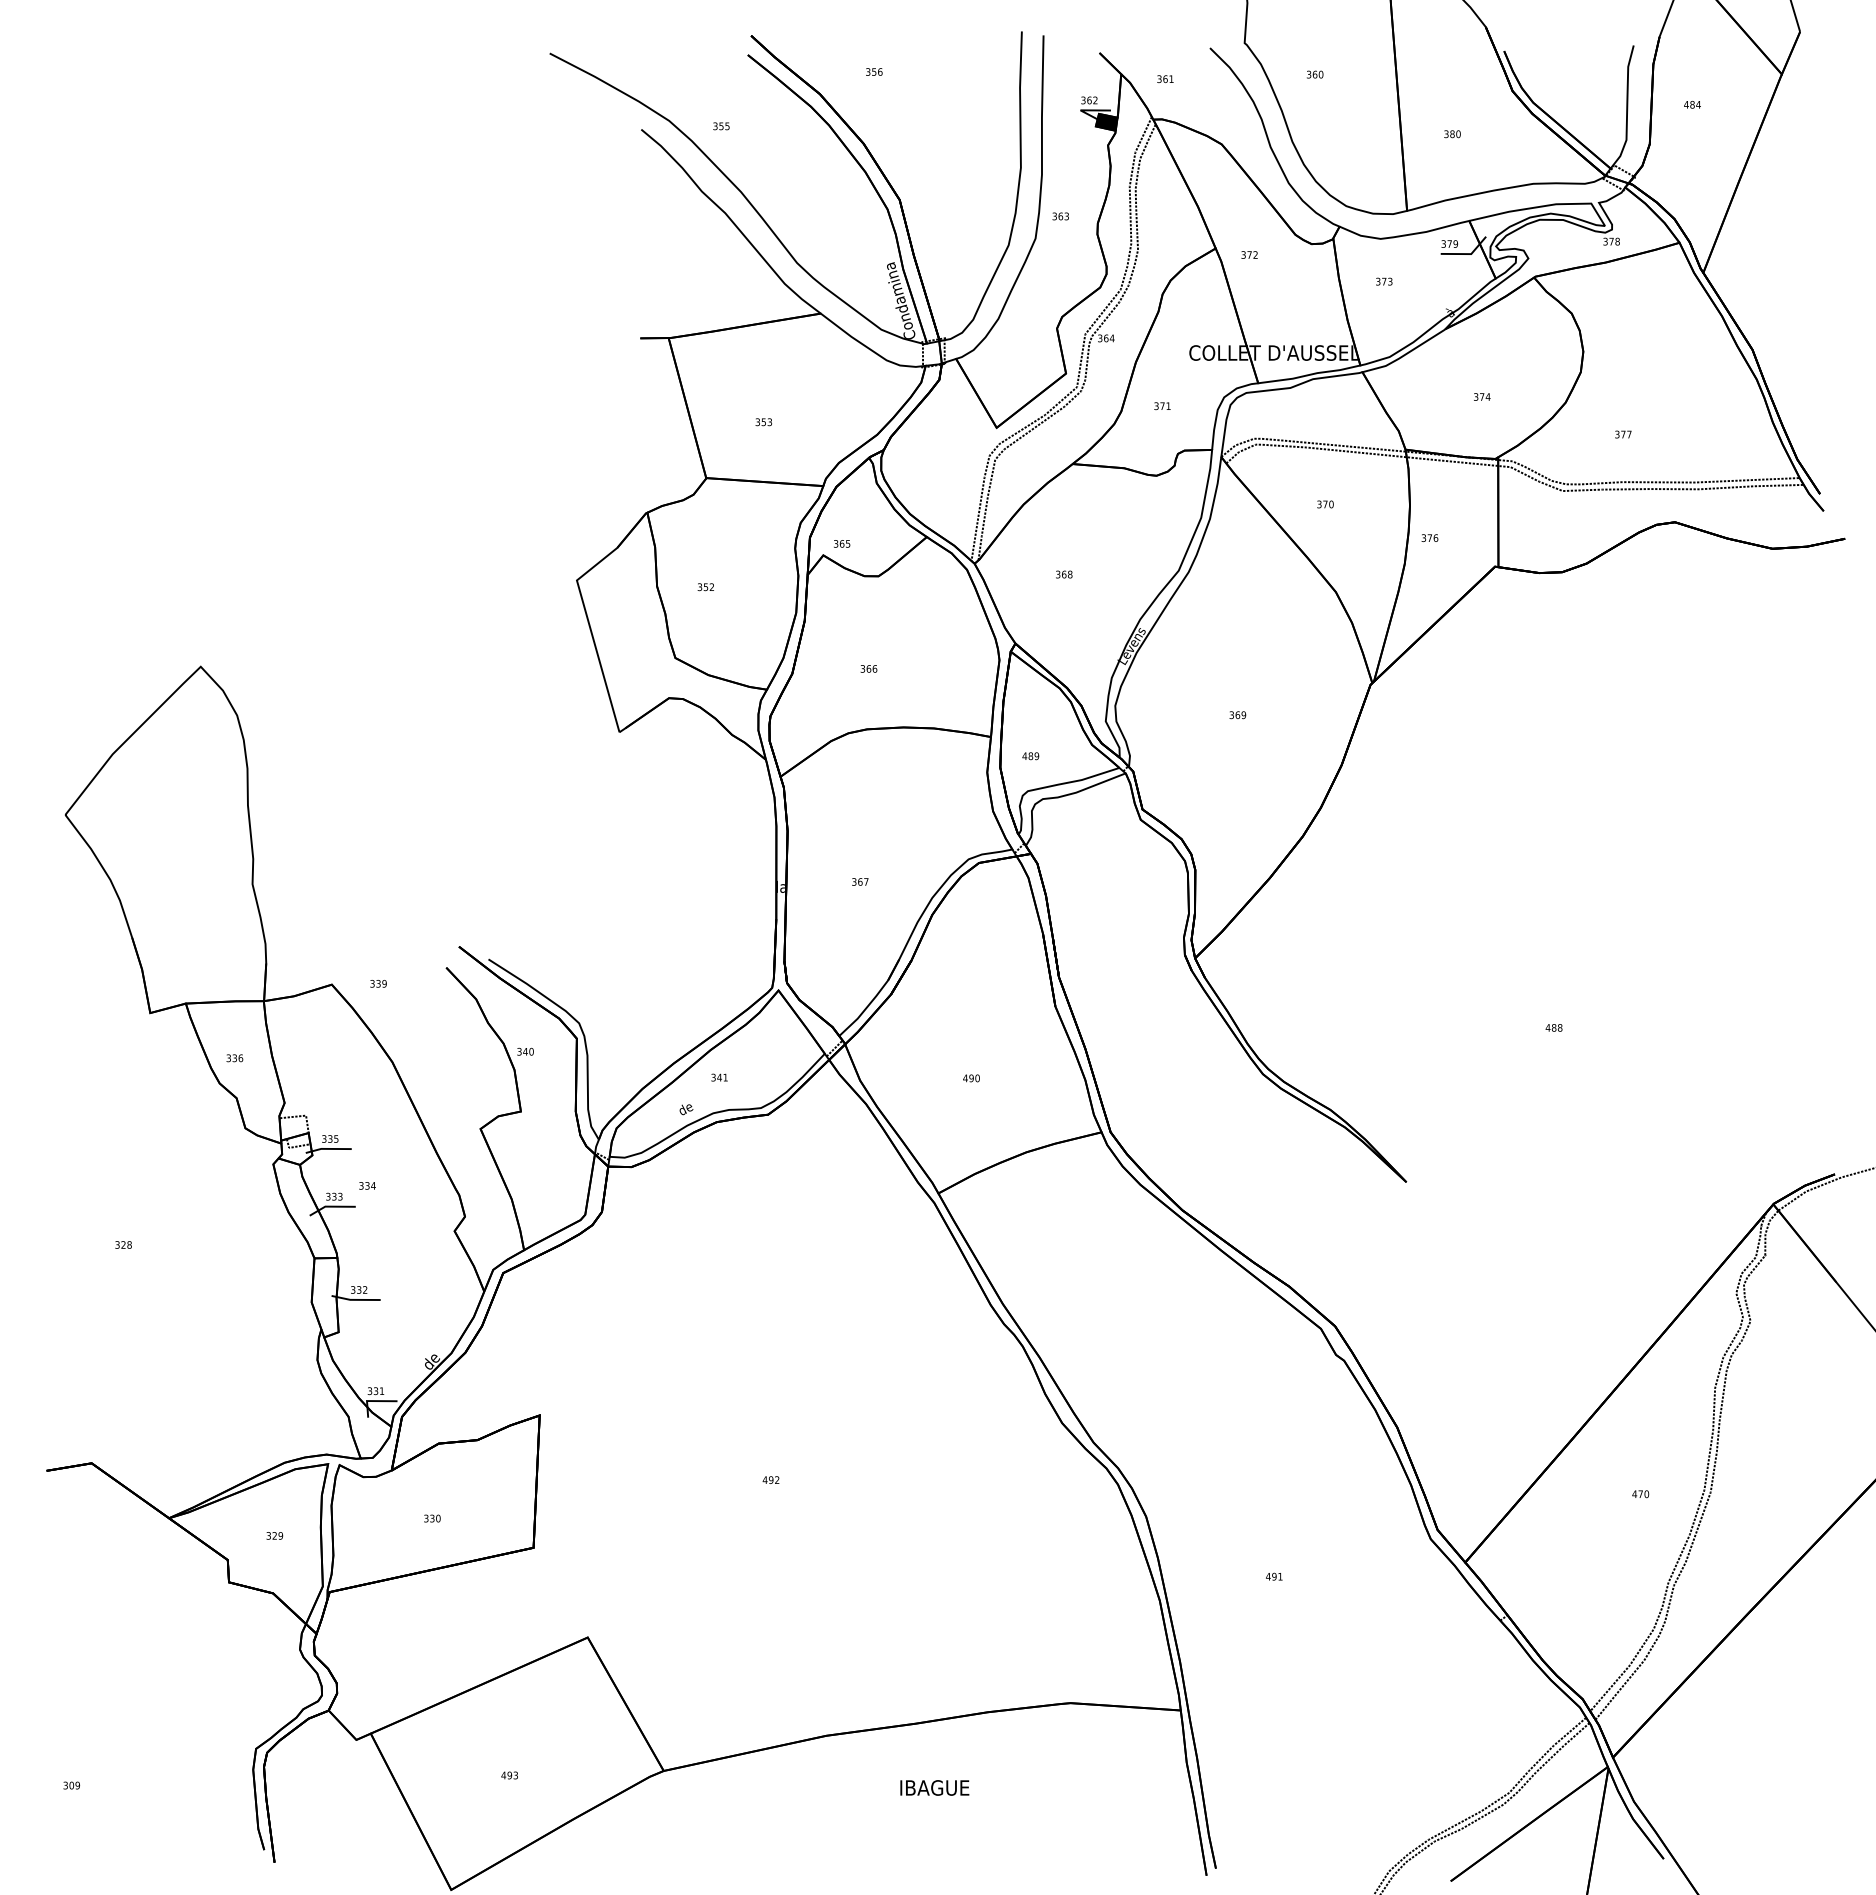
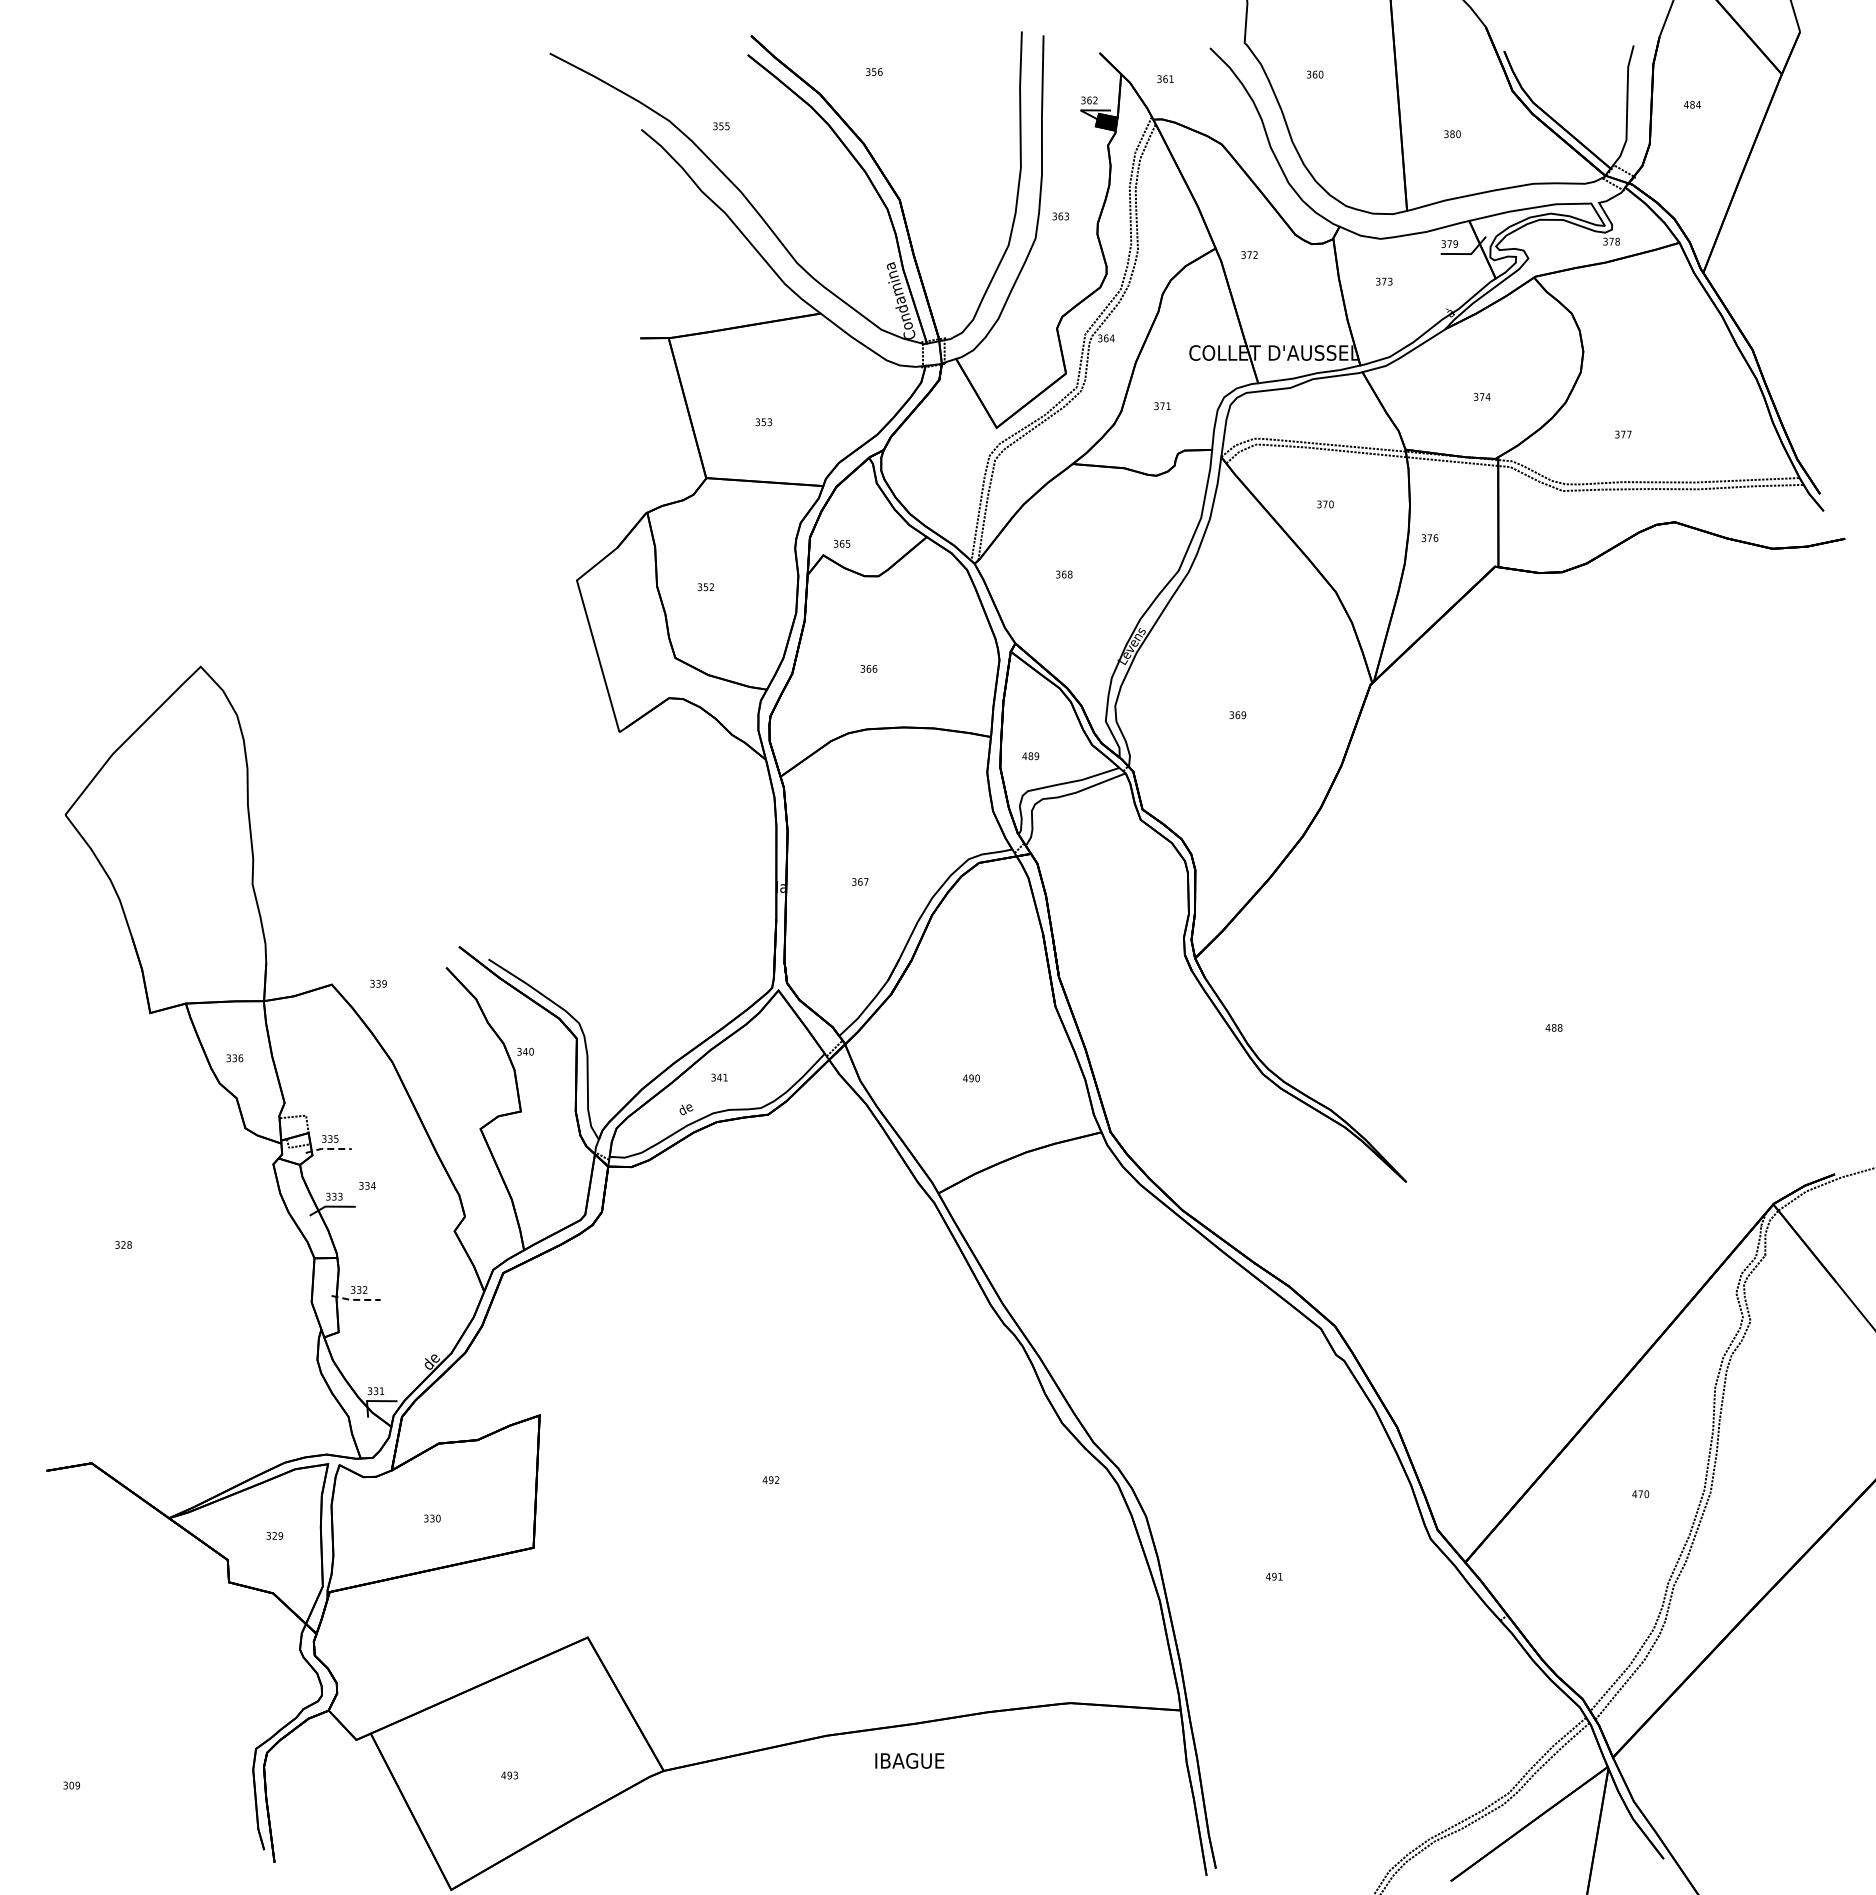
line: solid -> dashed (328, 1148)
line: solid -> dashed (355, 1299)
text position: (934, 1787) -> (909, 1760) (909, 1760)
